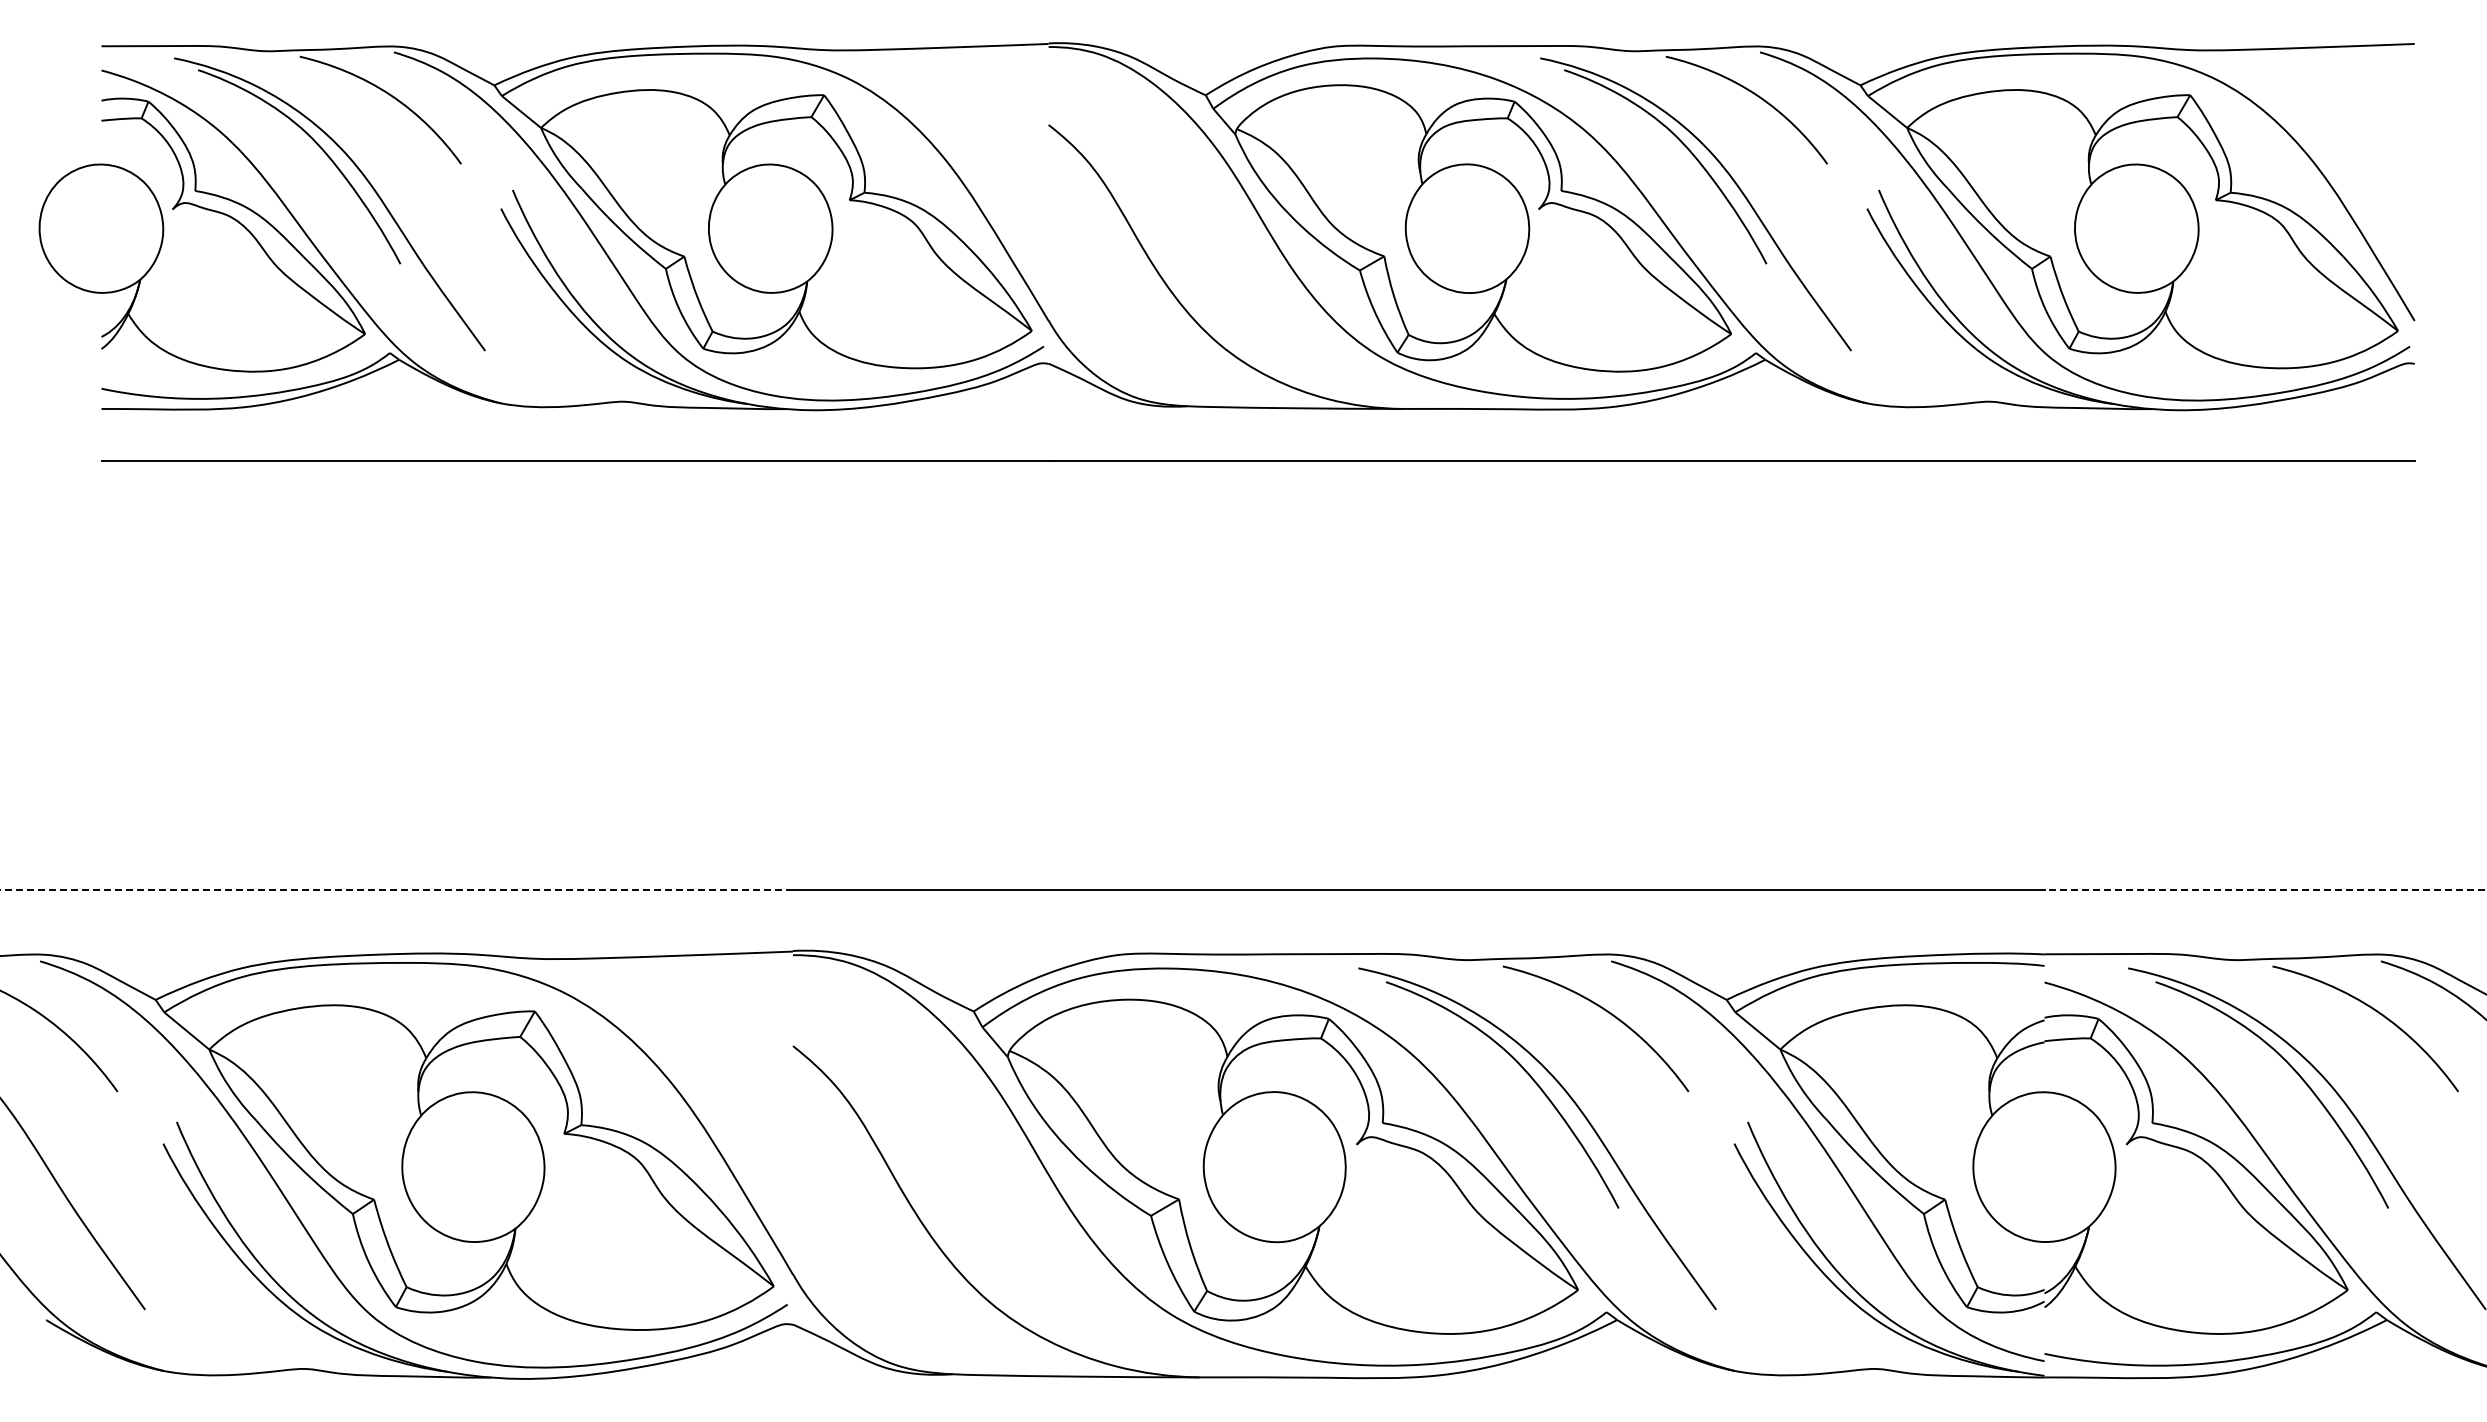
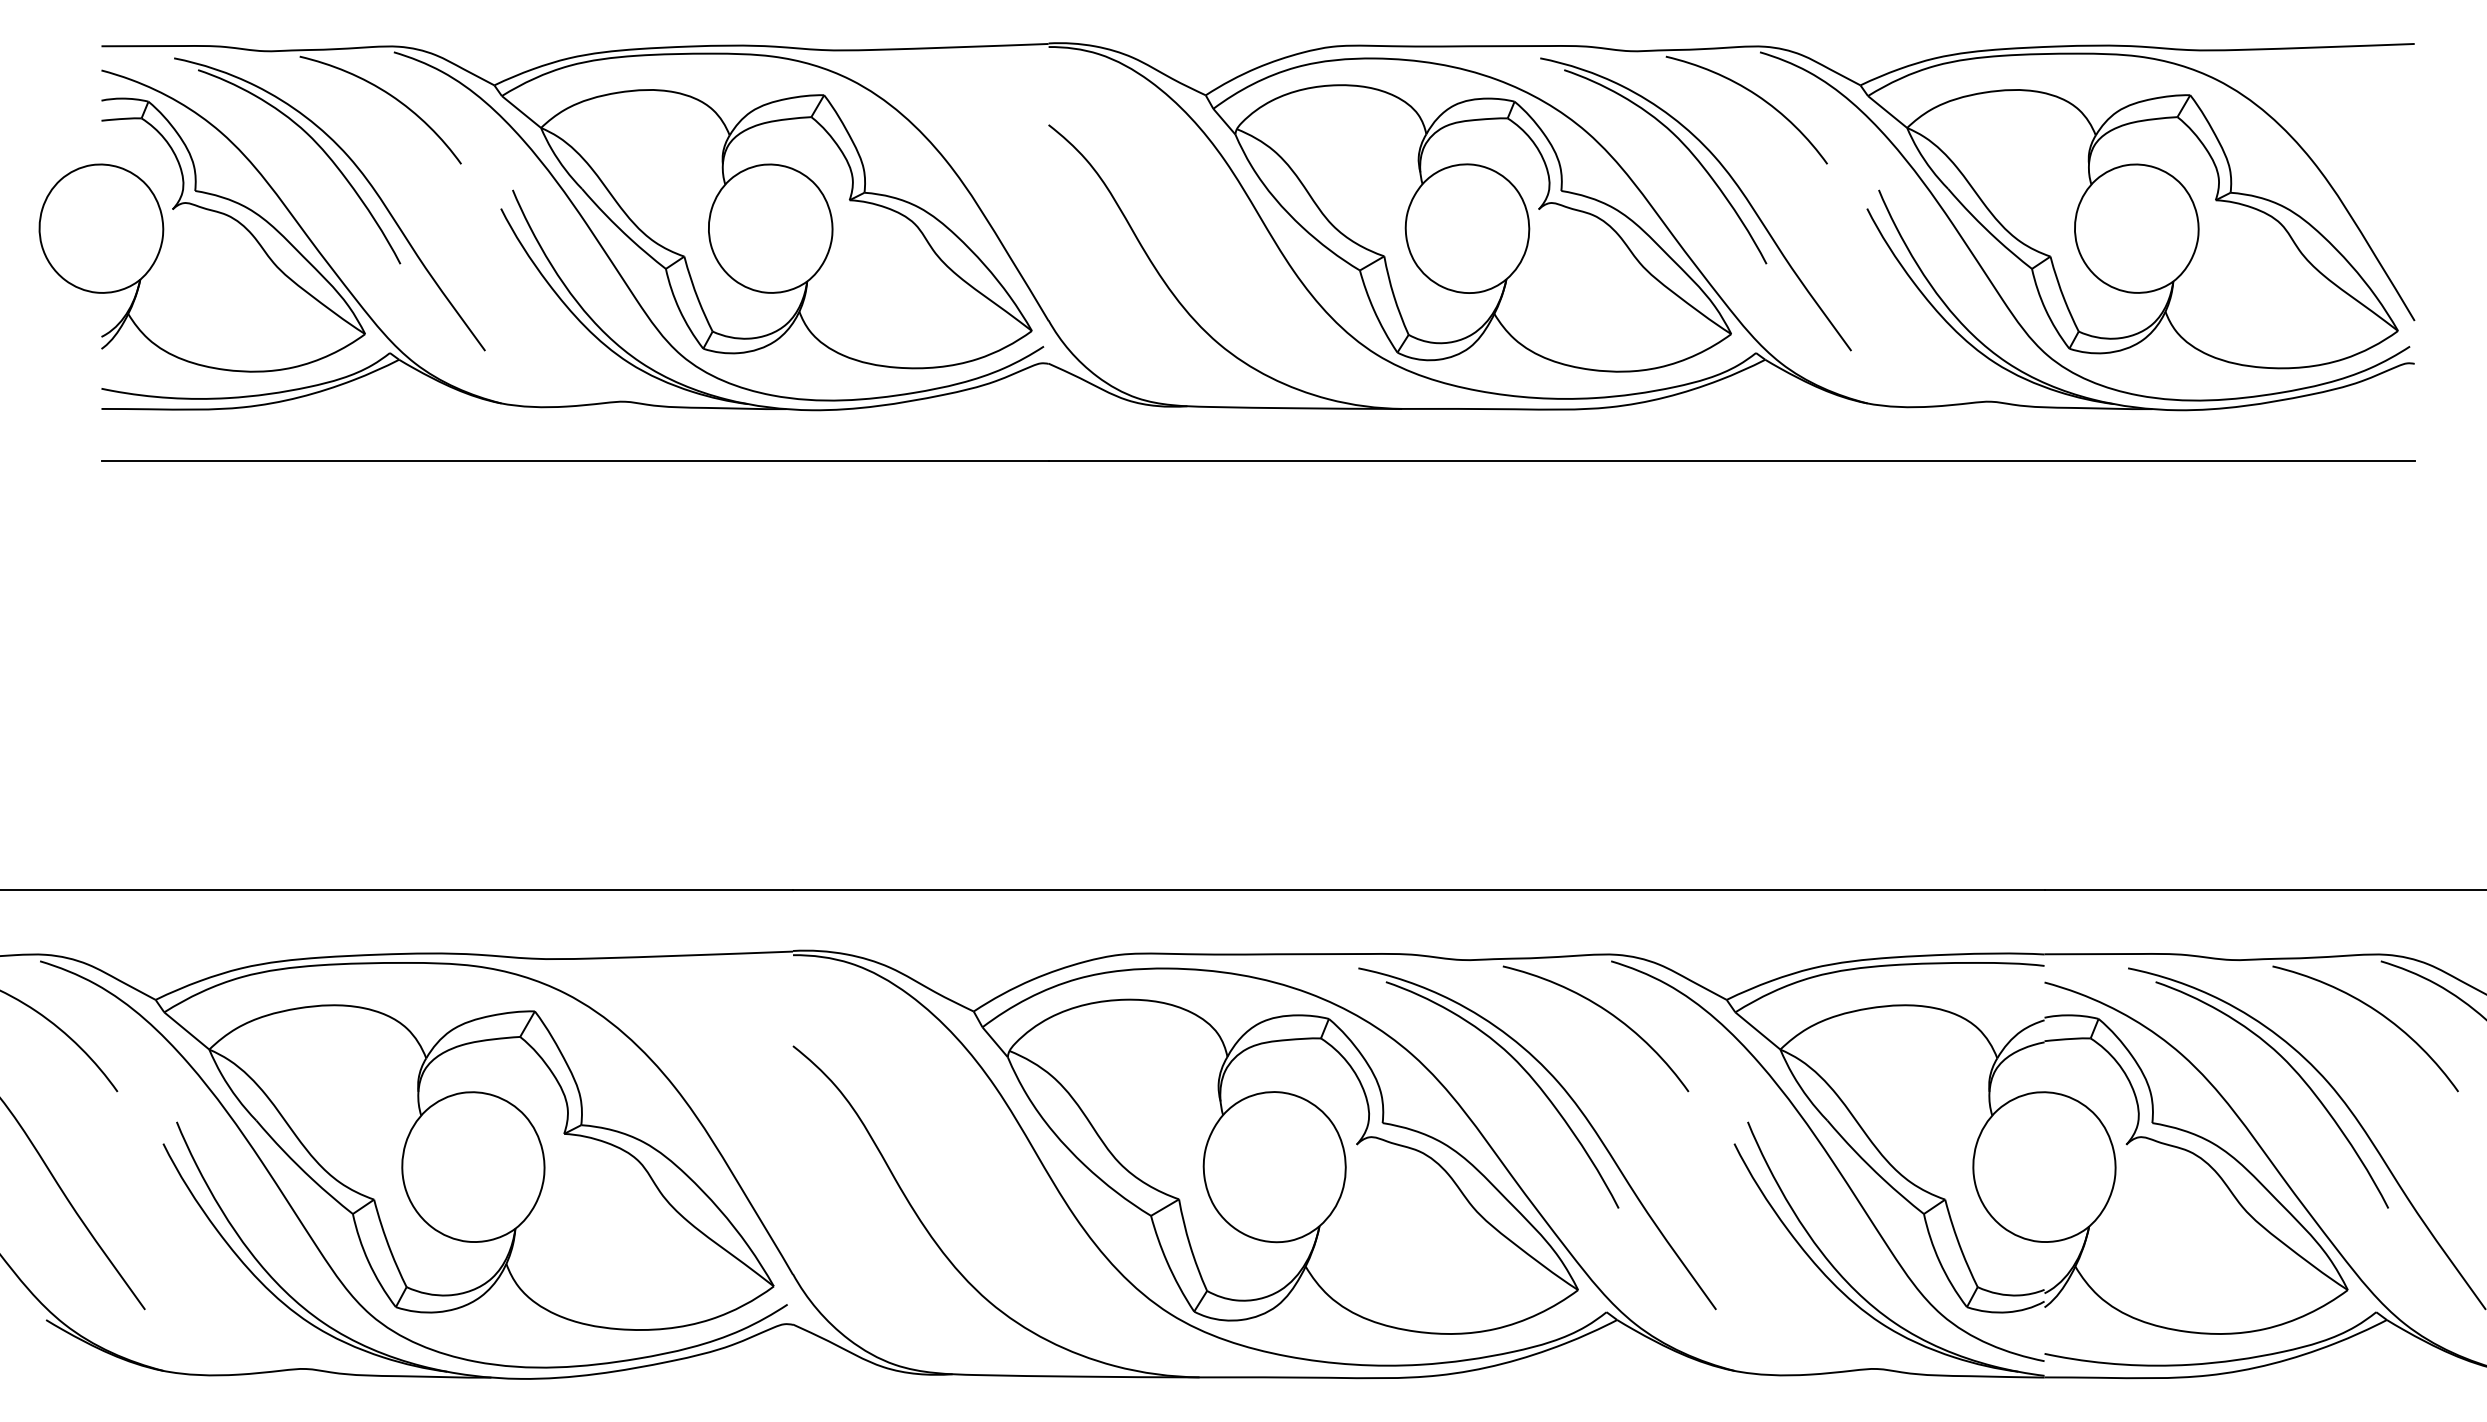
line: dashed -> solid (396, 890)
line: dashed -> solid (2265, 890)
